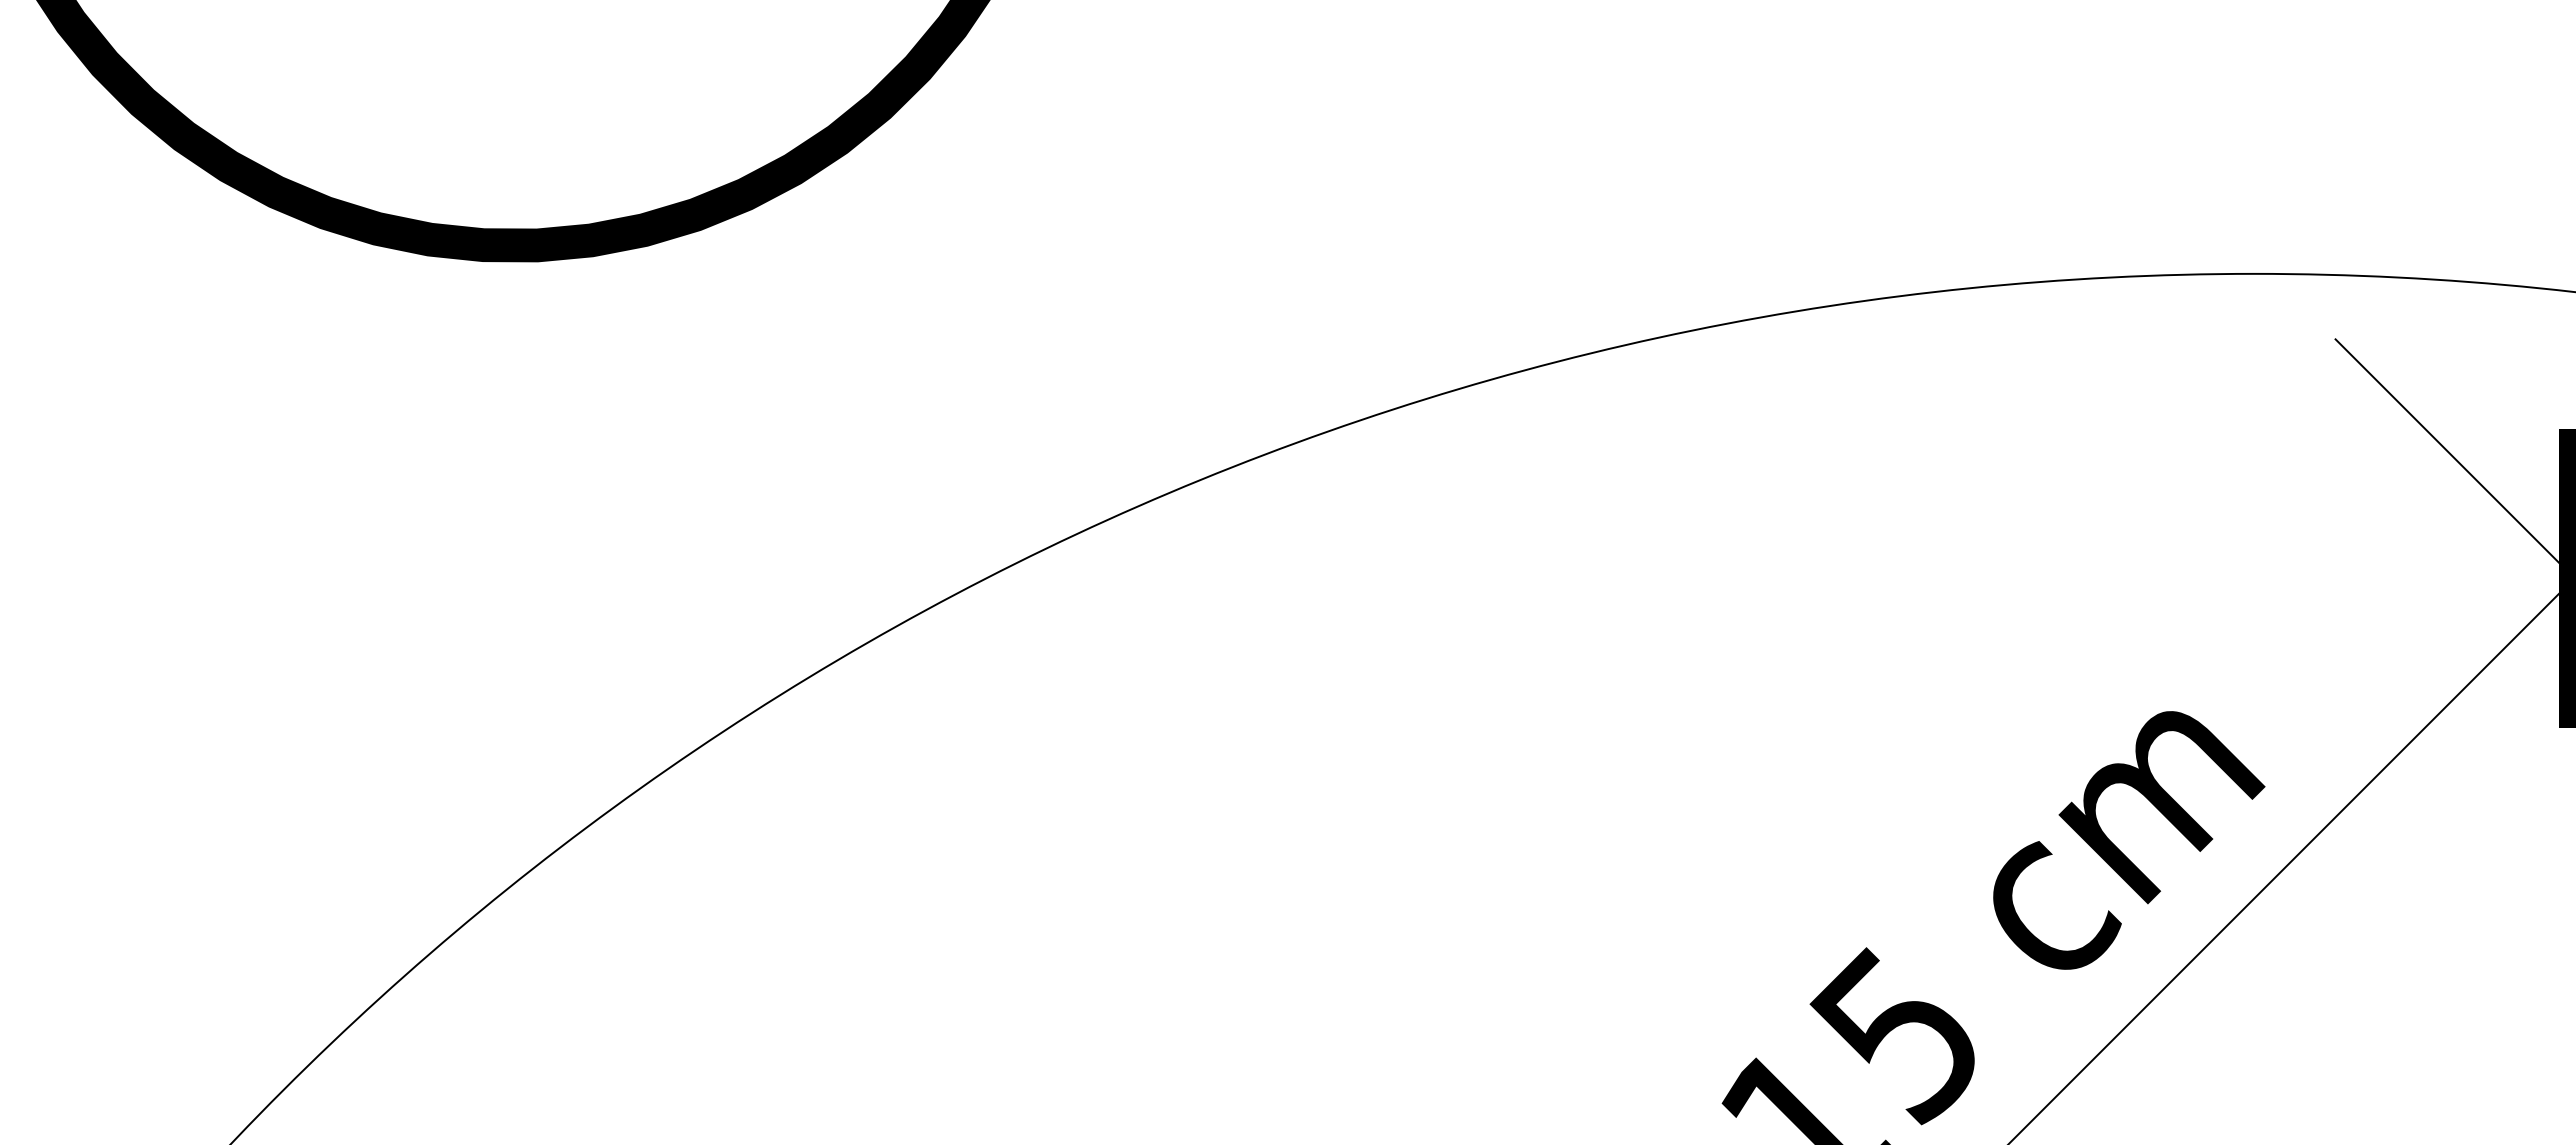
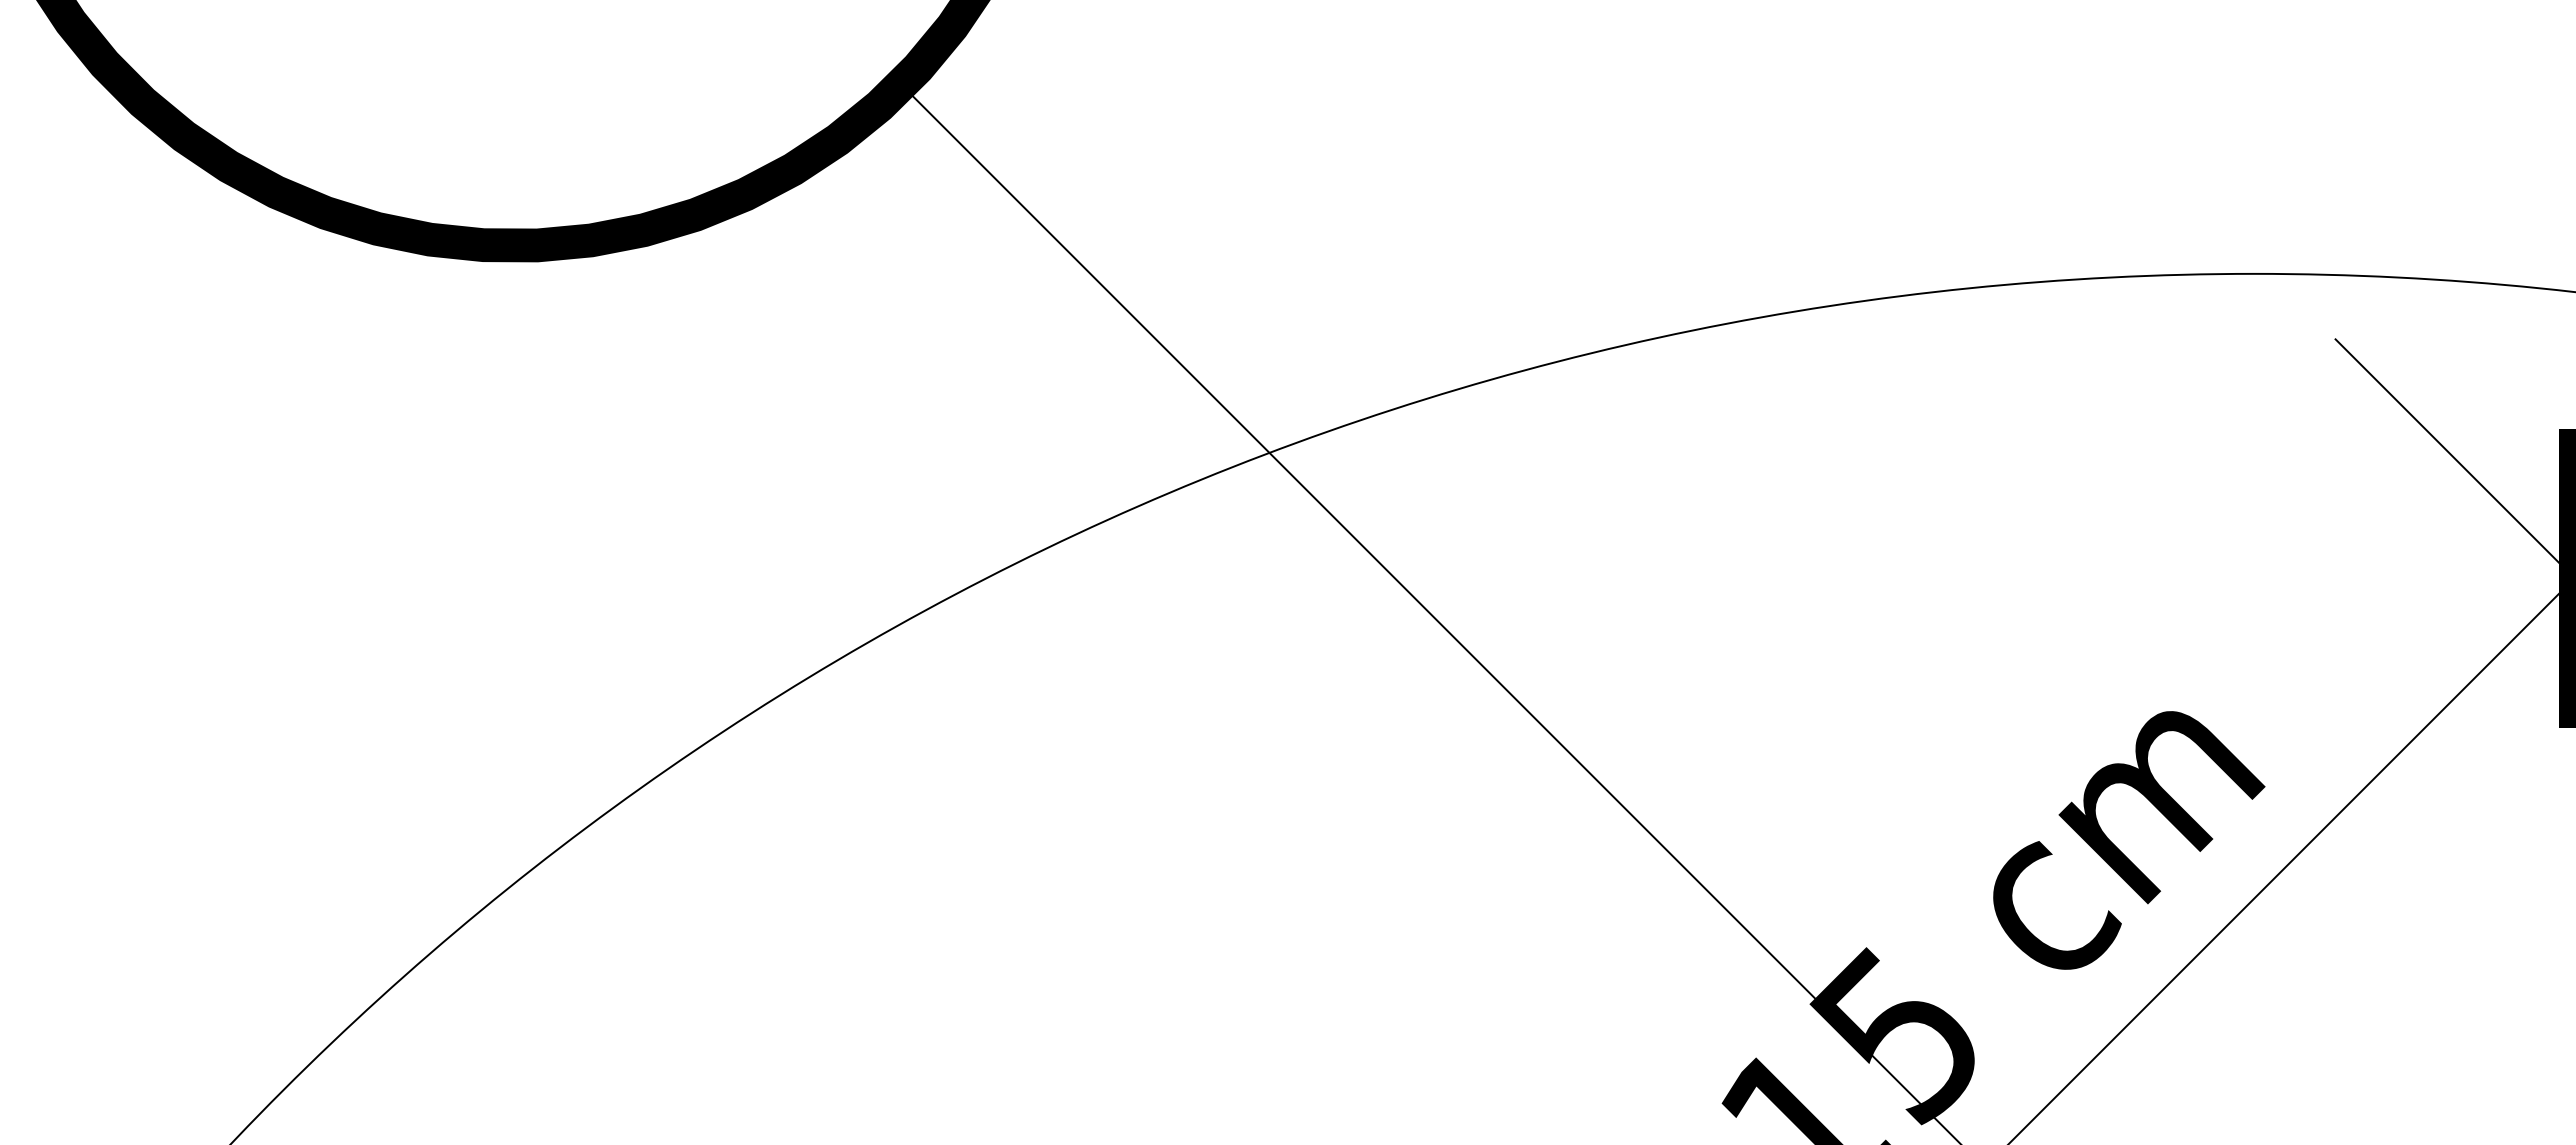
line: none -> present (1429, 613)
